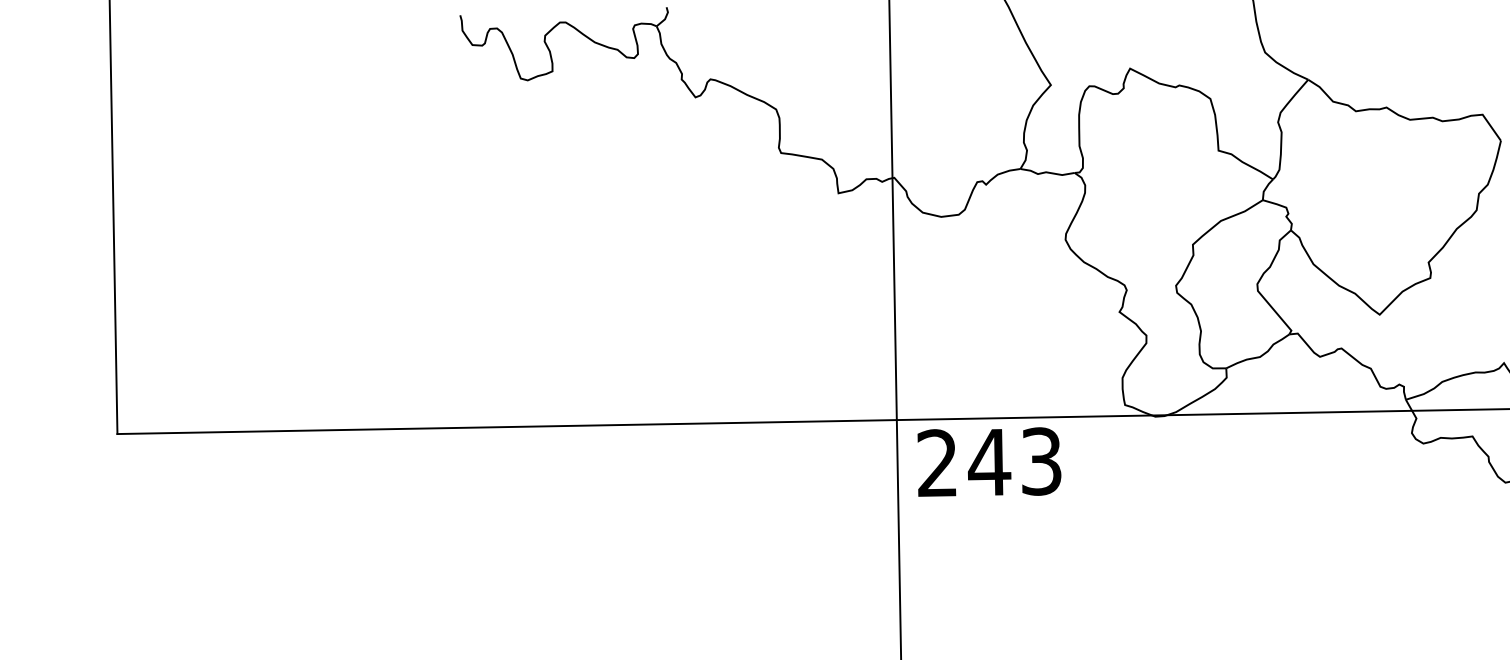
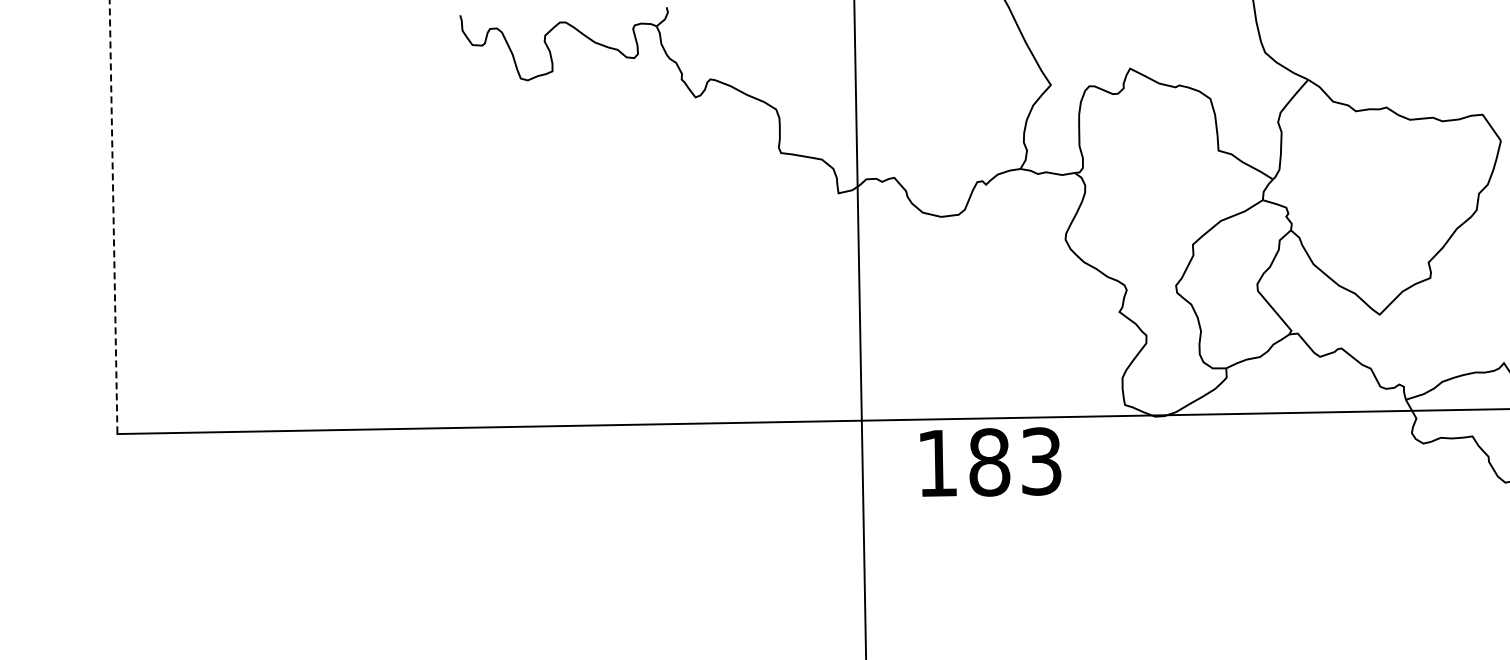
line: solid -> dashed (113, 217)
line position: (895, 329) -> (860, 329) (860, 329)
text: 243 -> 183 (964, 462)
